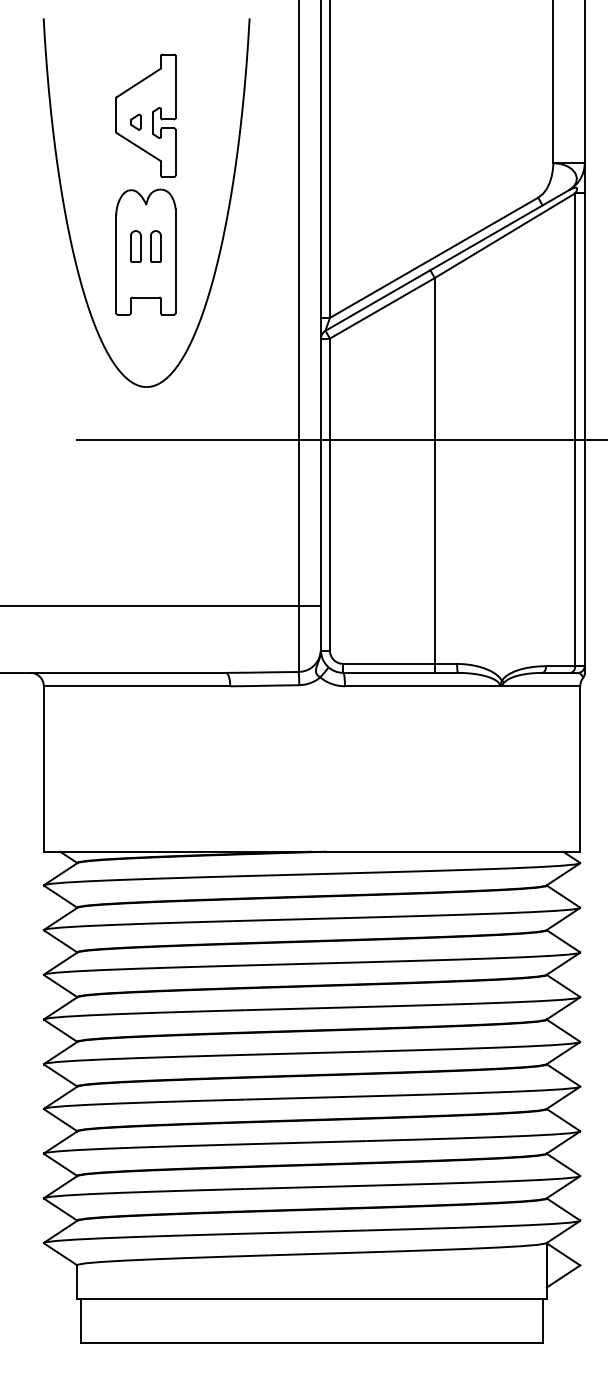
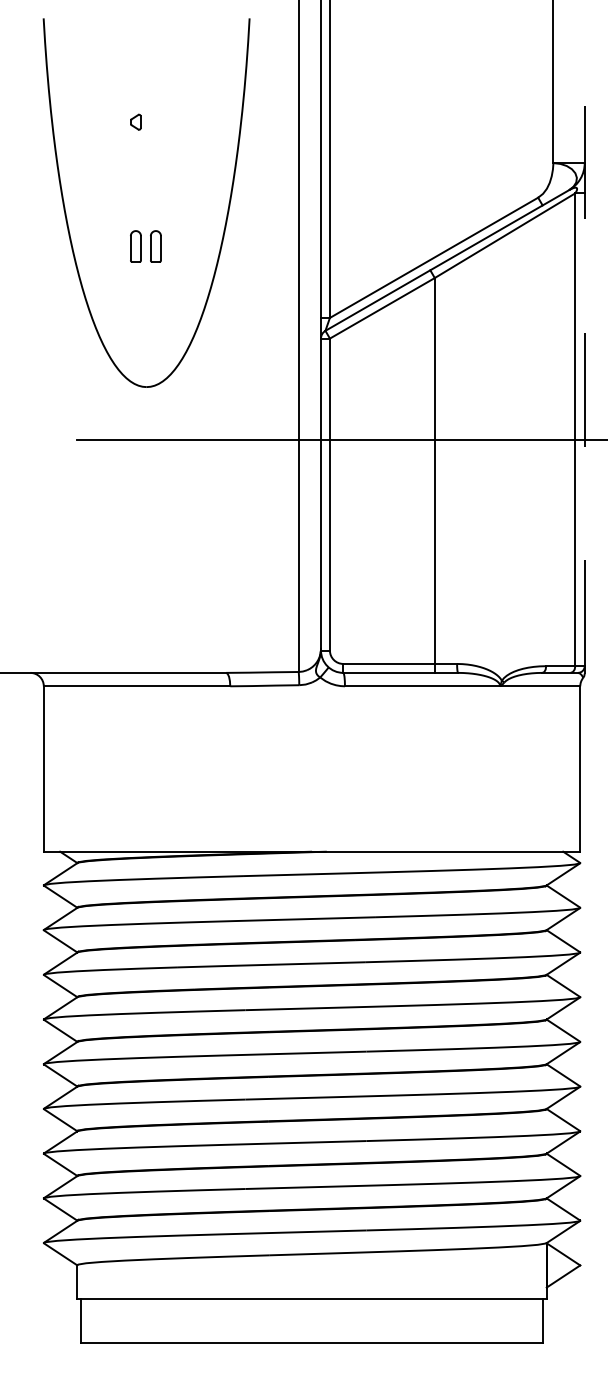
part: present -> none (145, 115)
part: present -> none (145, 251)
line: solid -> dashed (584, 336)
line: present -> none (161, 605)
